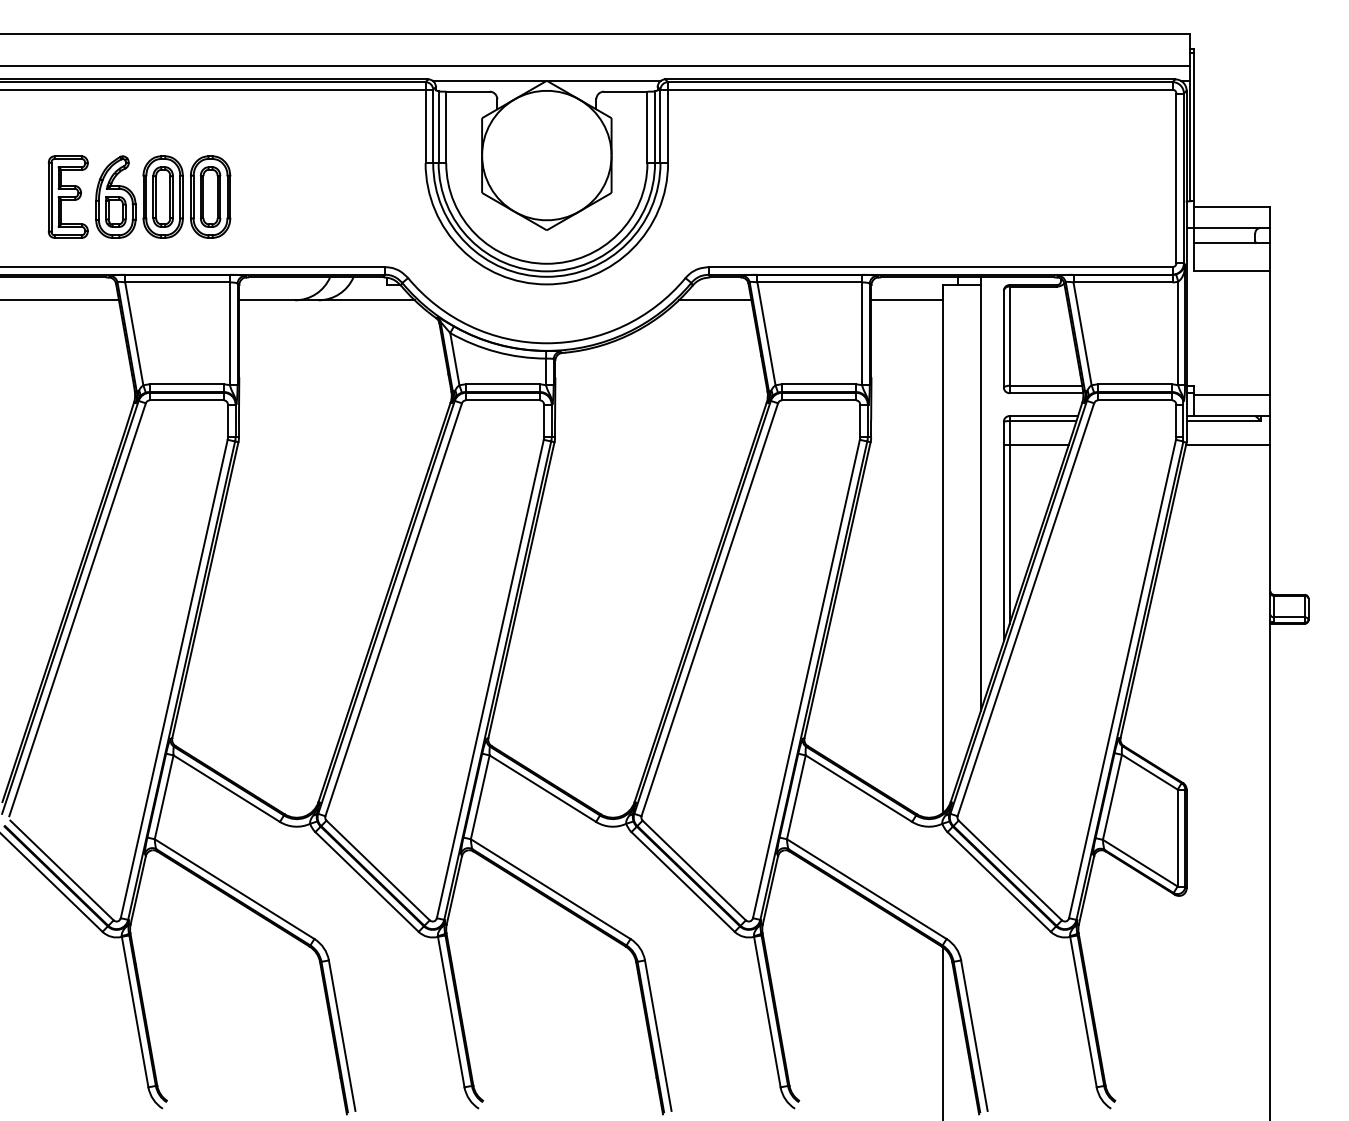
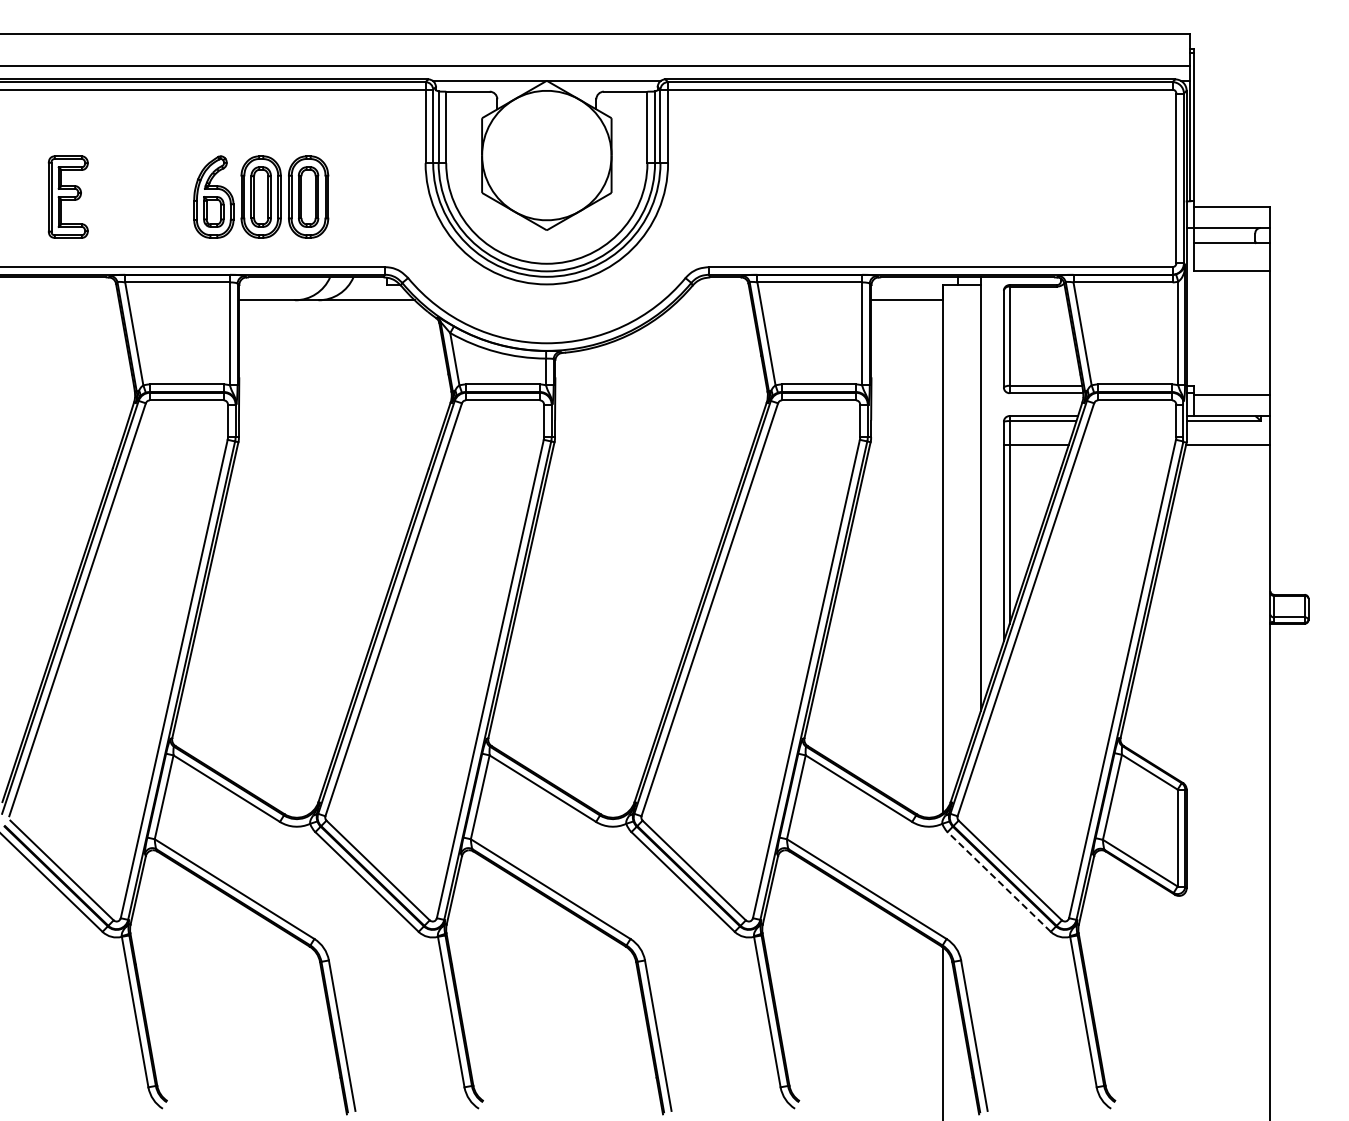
part position: (163, 196) -> (261, 196) (261, 196)
line: present -> none (60, 300)
line: present -> none (714, 300)
line: solid -> dashed (999, 881)
